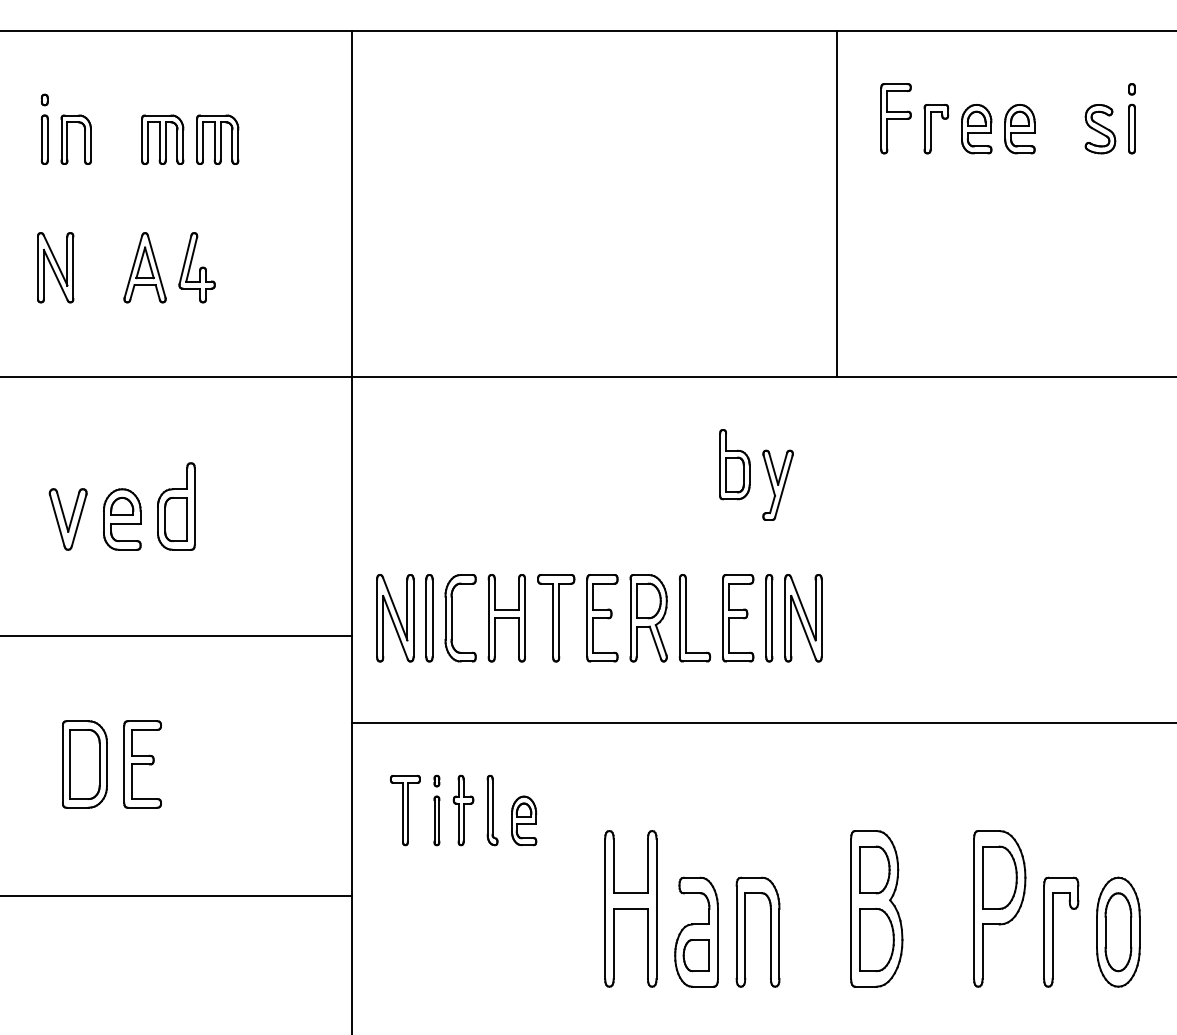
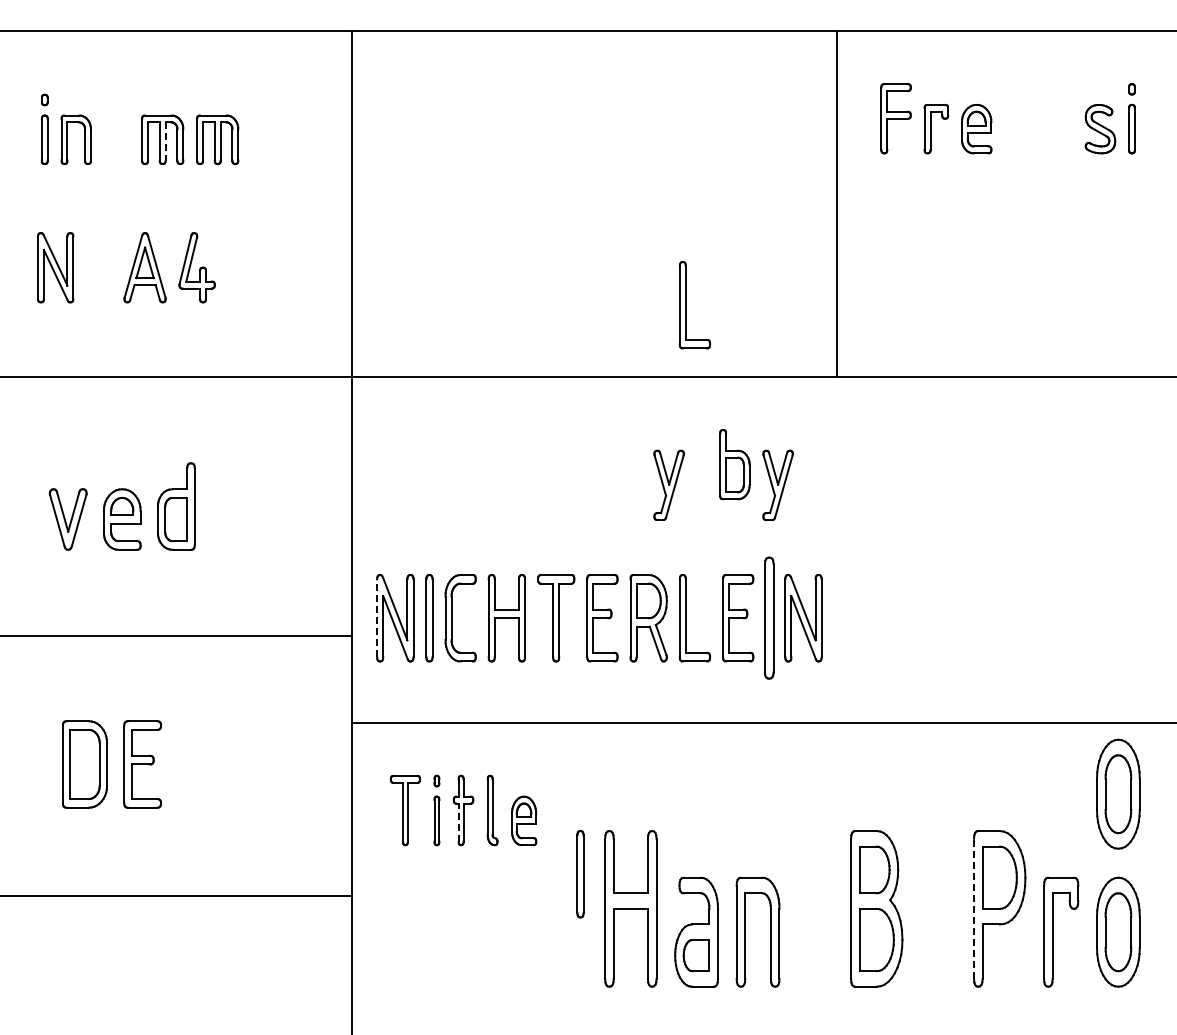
part: present -> none (1019, 129)
line: solid -> dashed (165, 142)
part: none -> present (686, 305)
part: none -> present (668, 484)
line: solid -> dashed (377, 618)
part size: 9x89 px -> 11x124 px (769, 617)
part: none -> present (1118, 793)
line: solid -> dashed (458, 822)
part: none -> present (580, 874)
line: solid -> dashed (974, 908)
